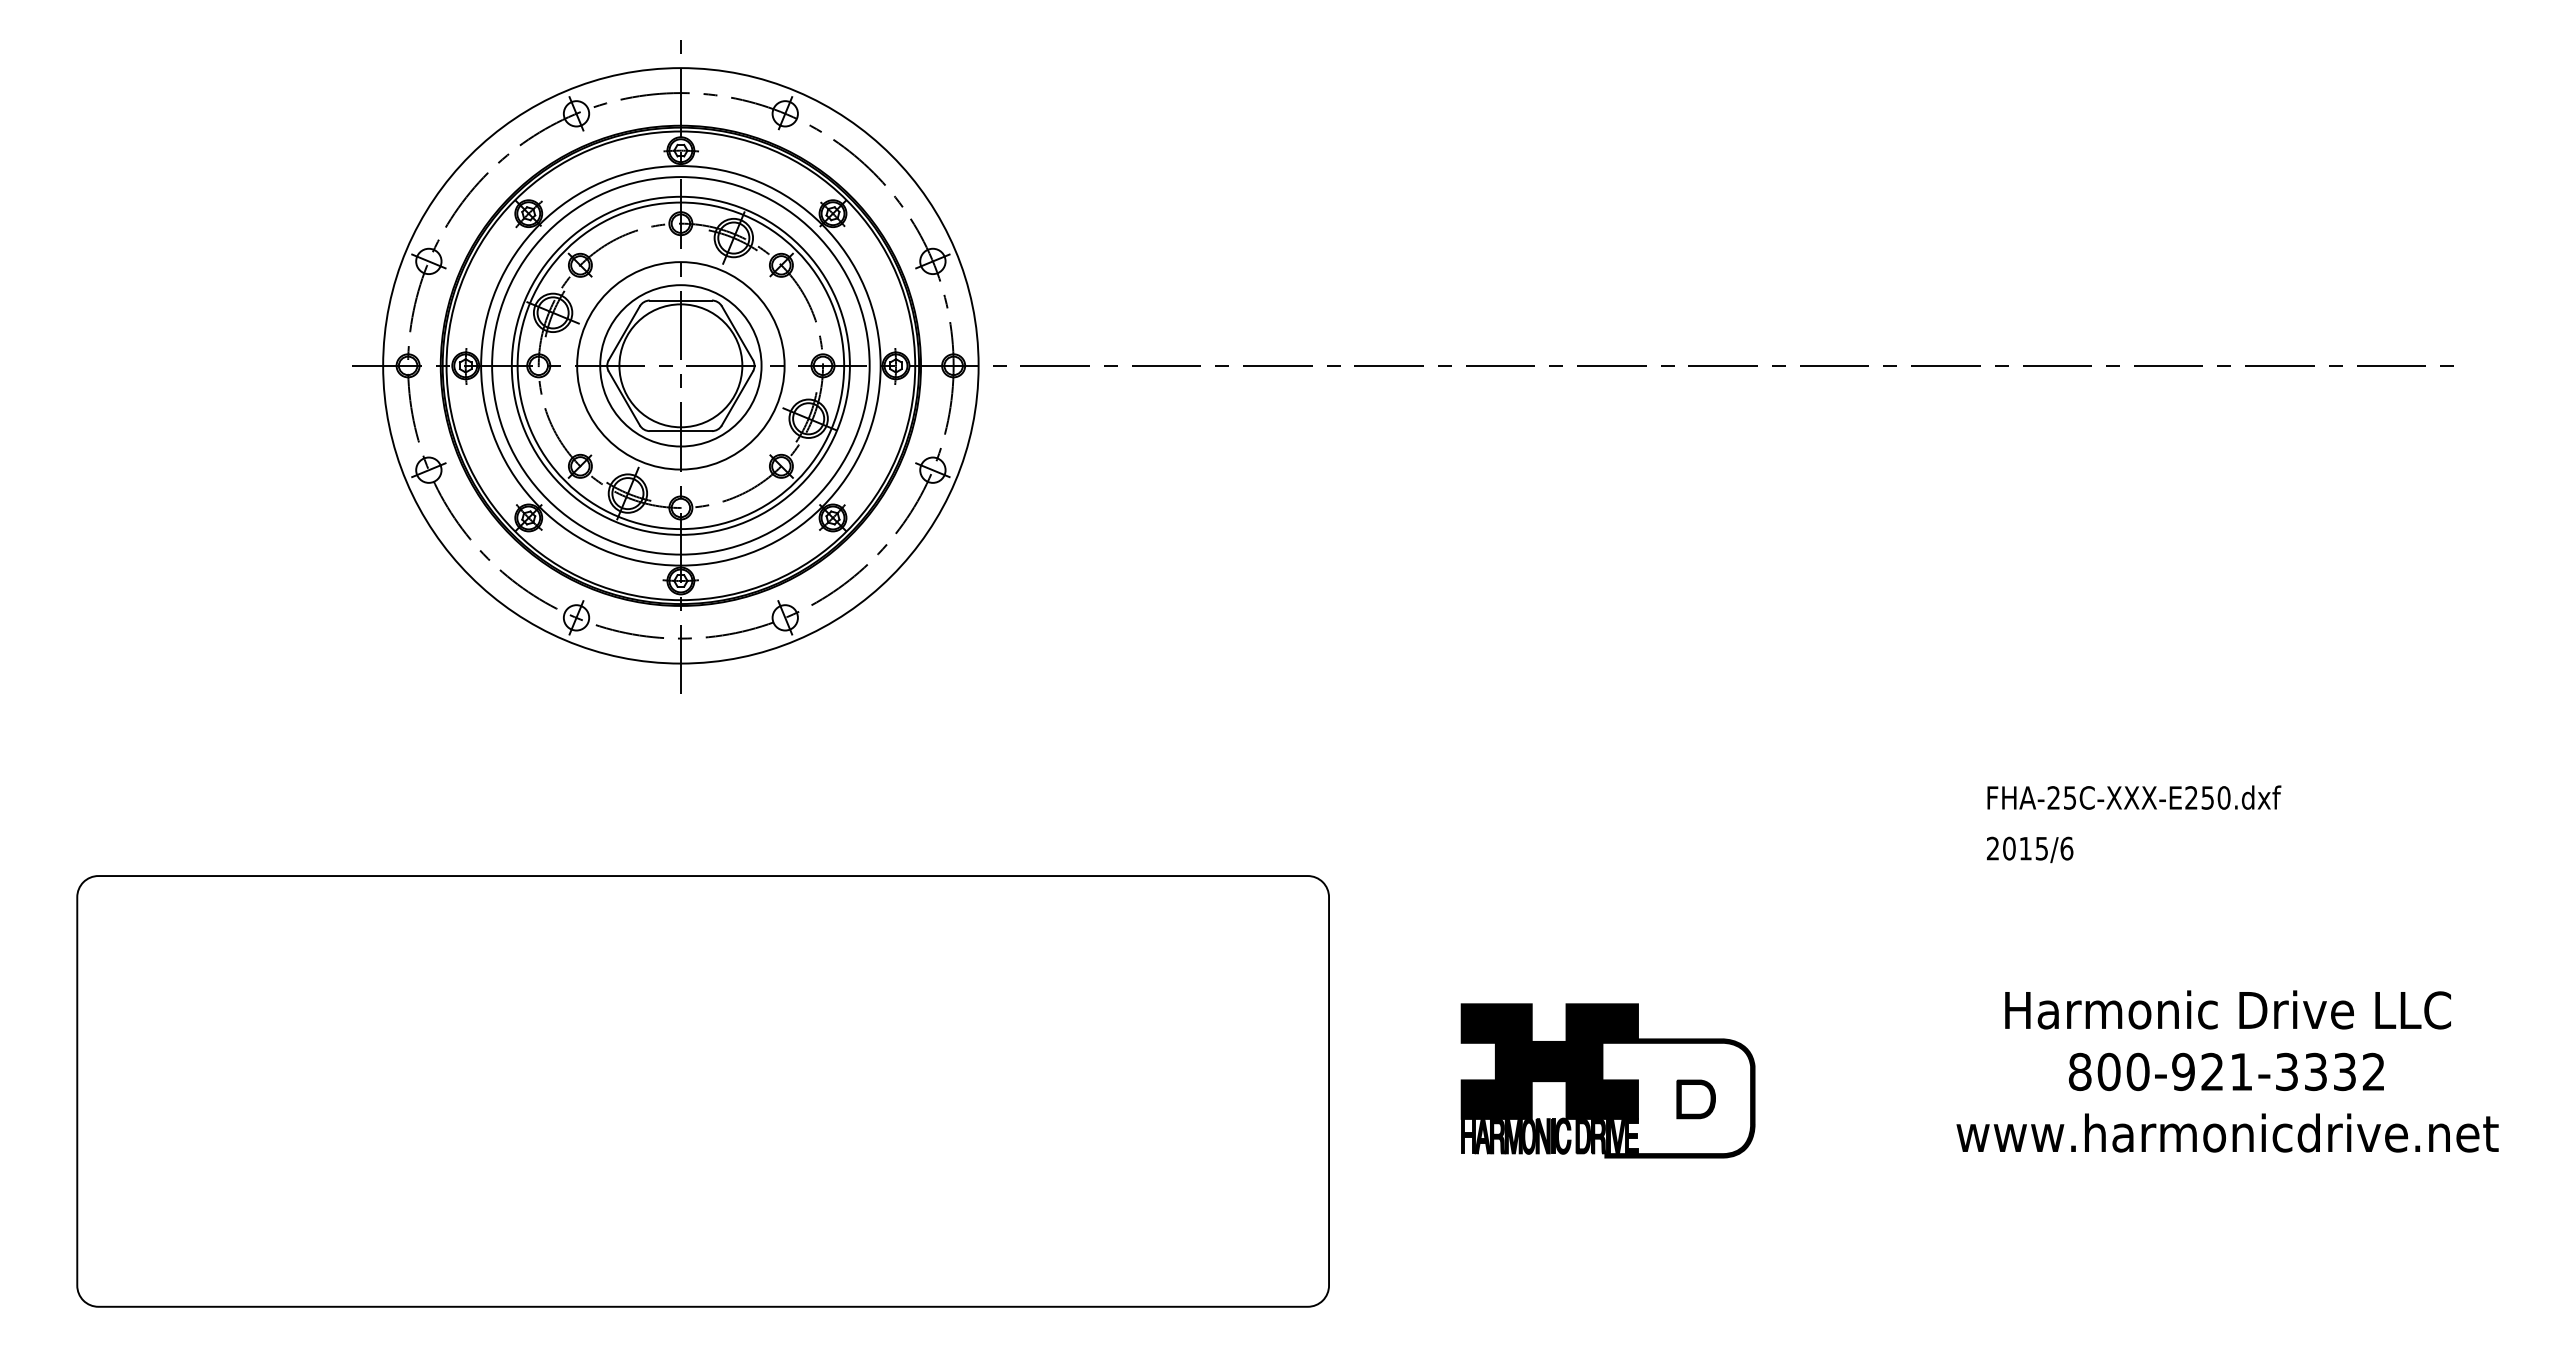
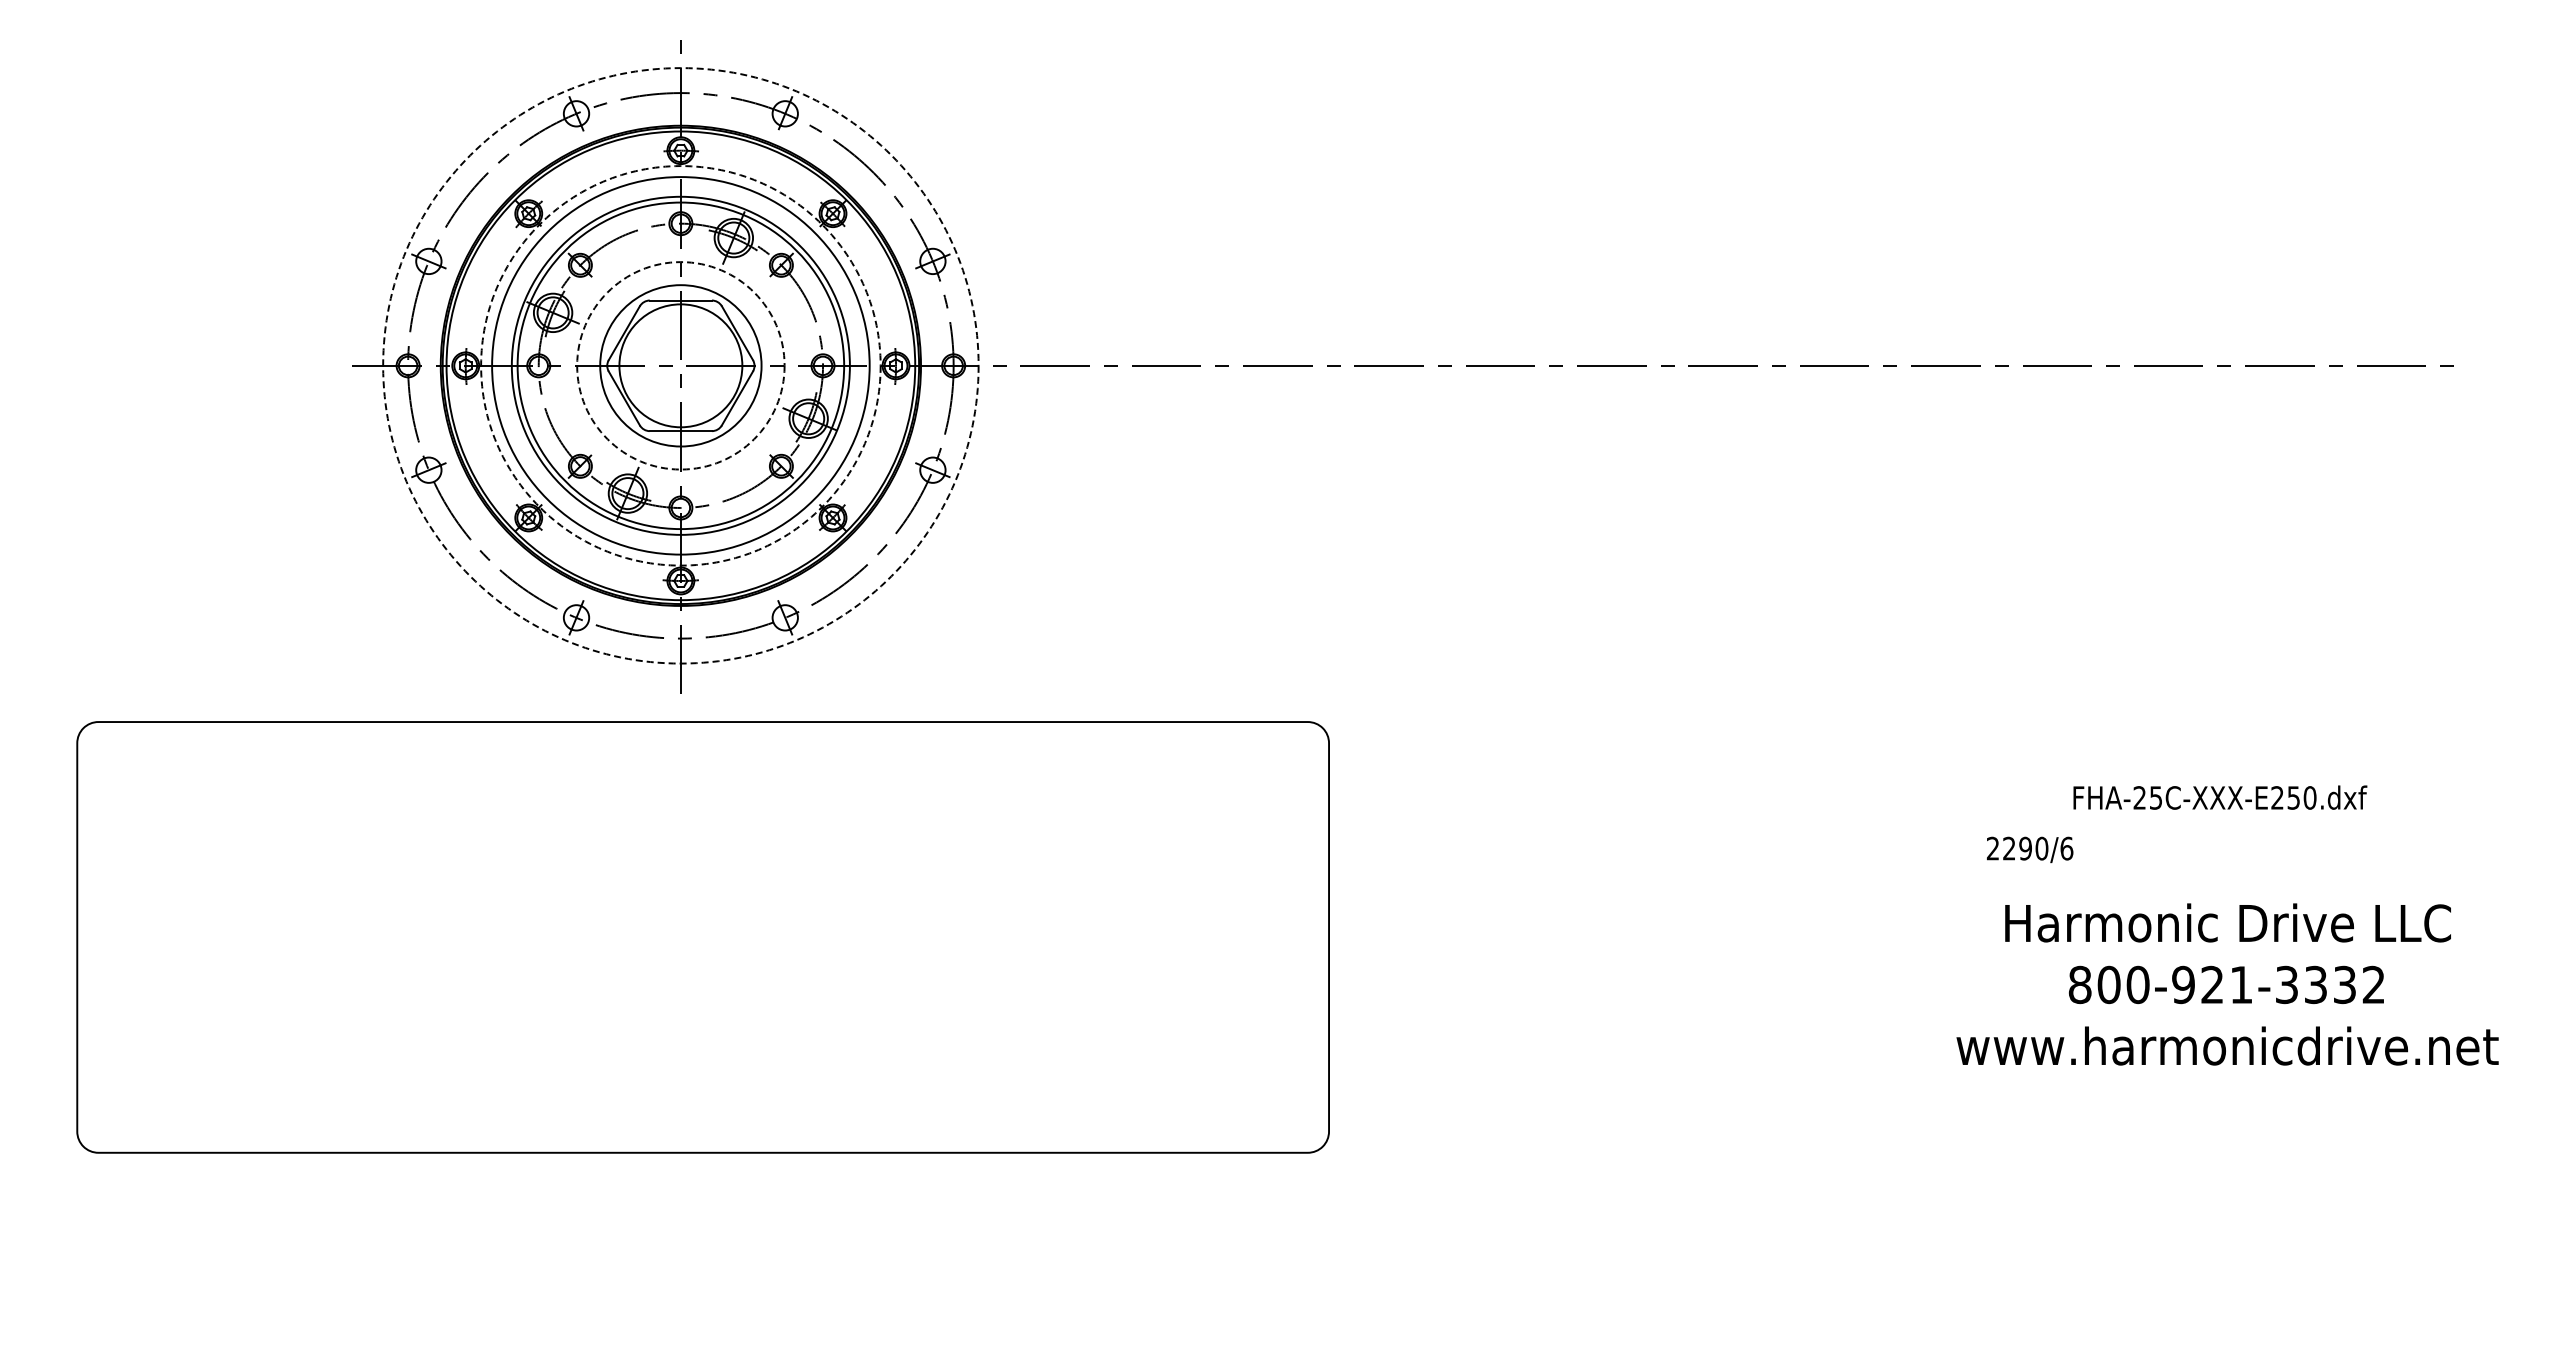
circle: solid -> dashed (680, 365)
circle: solid -> dashed (680, 365)
circle: solid -> dashed (680, 365)
text position: (2134, 797) -> (2220, 797) (2220, 797)
text: 2015/6 -> 2290/6 (2025, 848)
text position: (2227, 1071) -> (2227, 984) (2227, 984)
part: present -> none (1607, 1080)
part position: (702, 1091) -> (702, 937) (702, 937)
